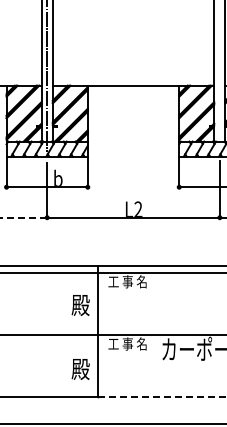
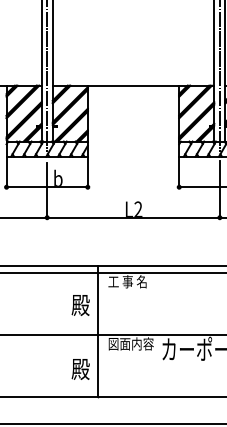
line: none -> present (219, 76)
line: dashed -> solid (24, 217)
text: 工 事 名 -> 図面内容 (130, 343)
line: dashed -> solid (162, 397)
